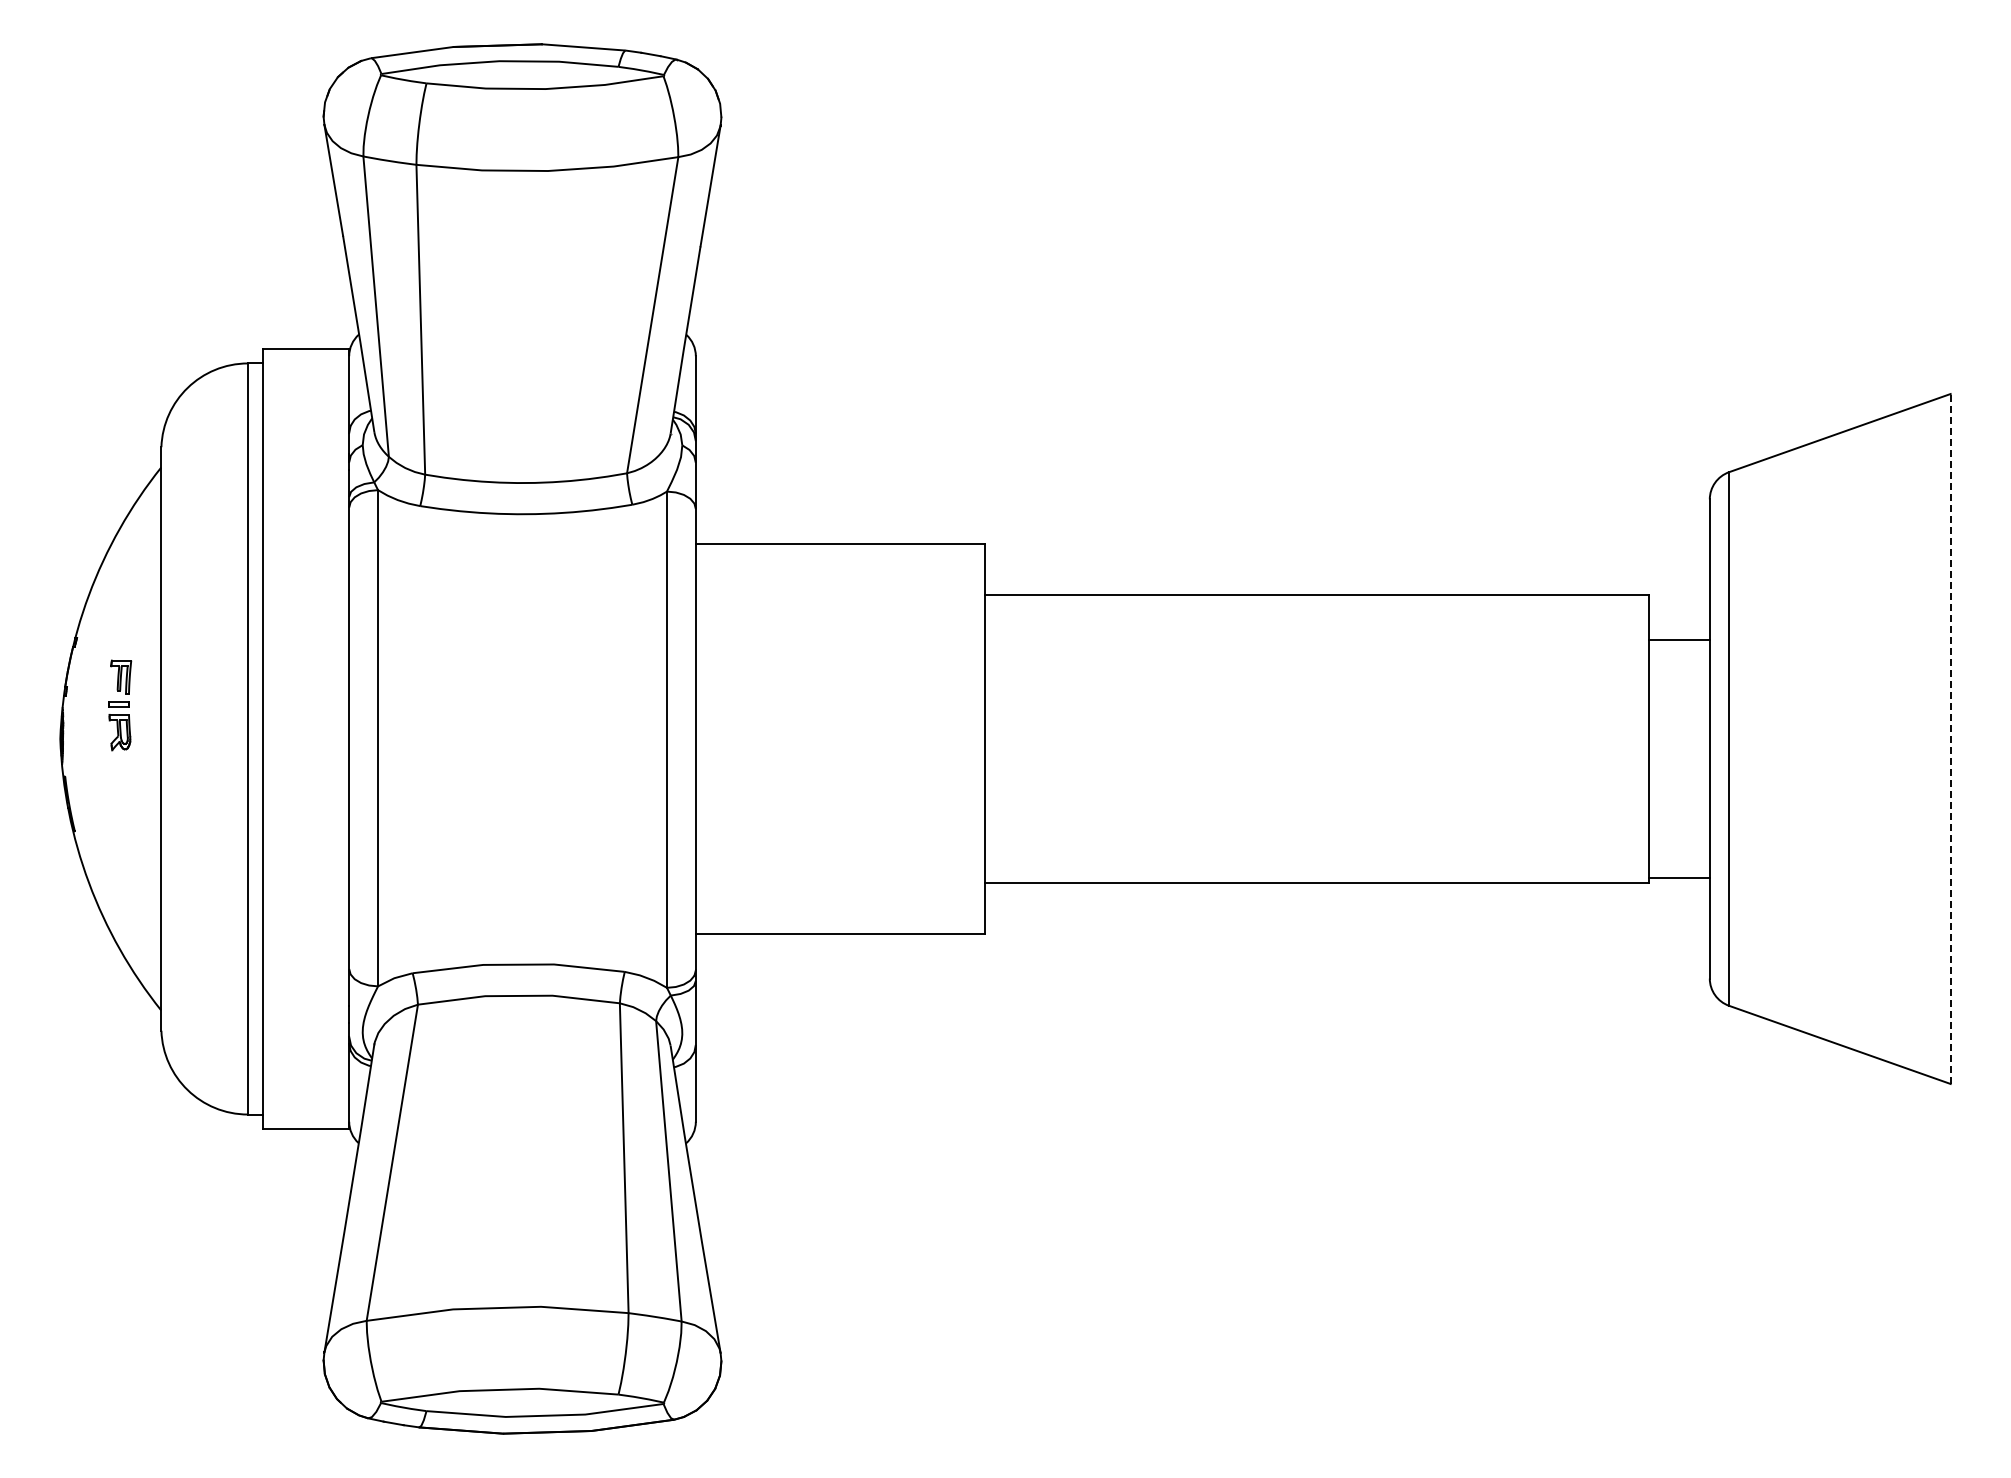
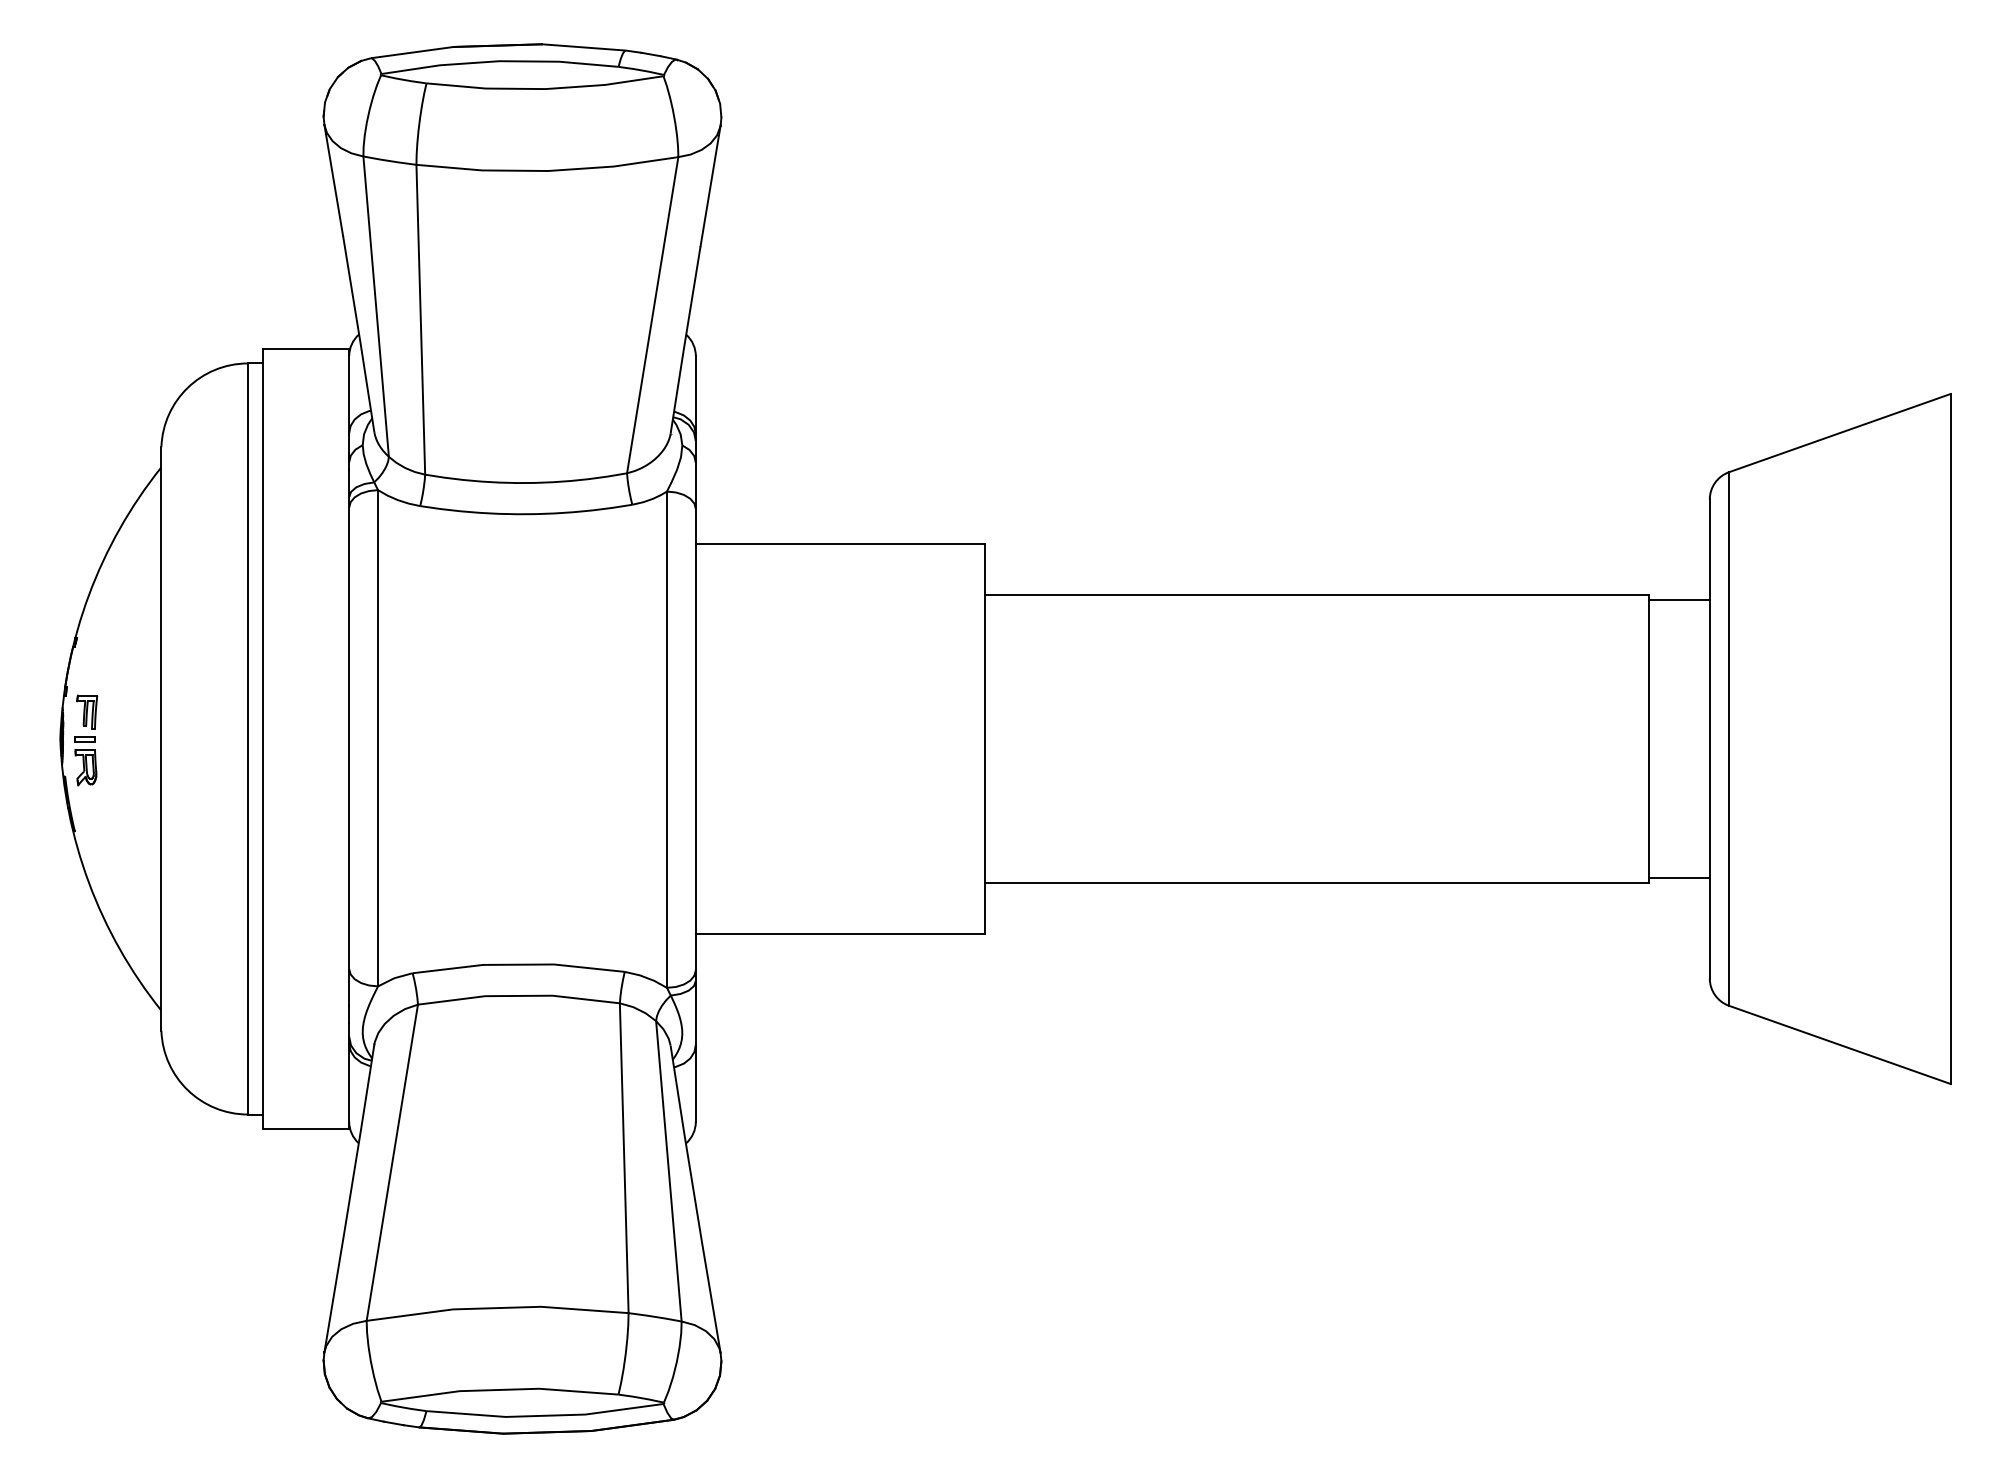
line position: (1679, 640) -> (1679, 600) (1679, 600)
part position: (120, 705) -> (86, 740) (86, 740)
line: dashed -> solid (1950, 738)
